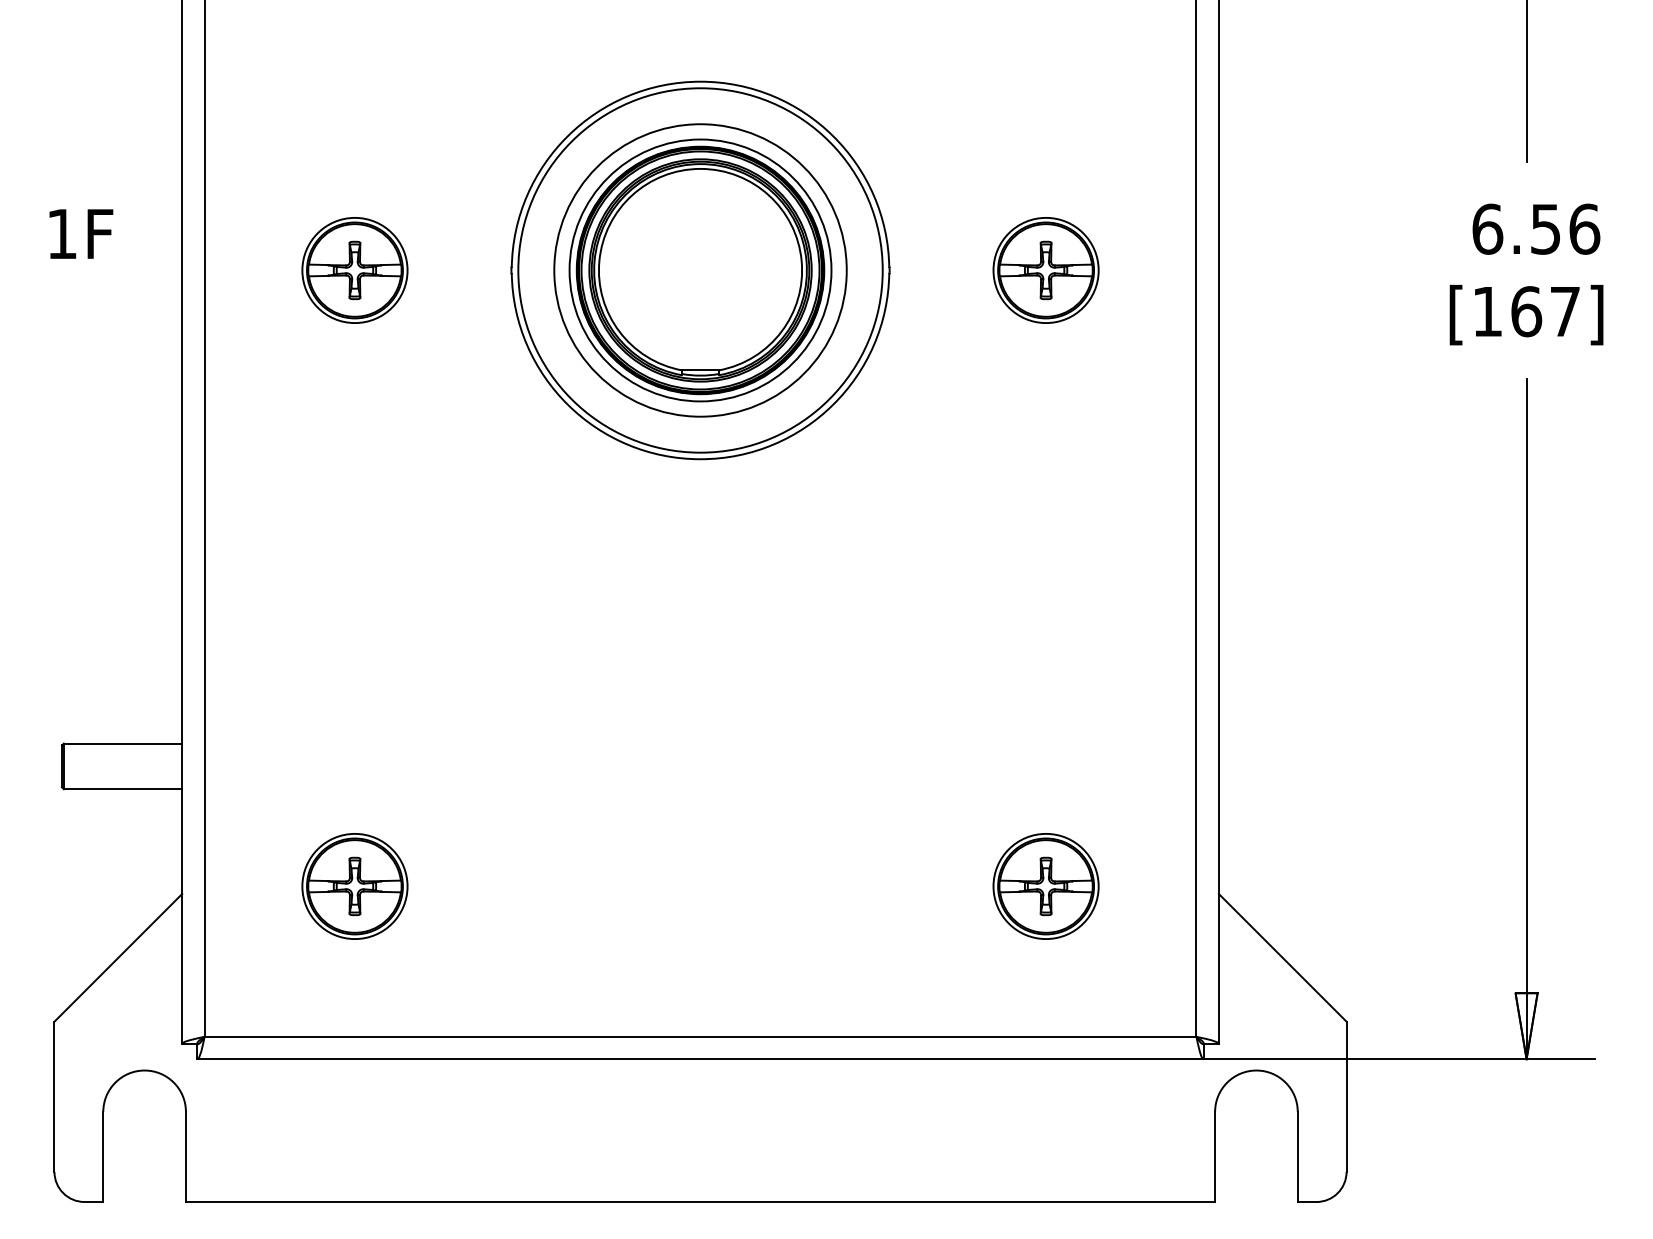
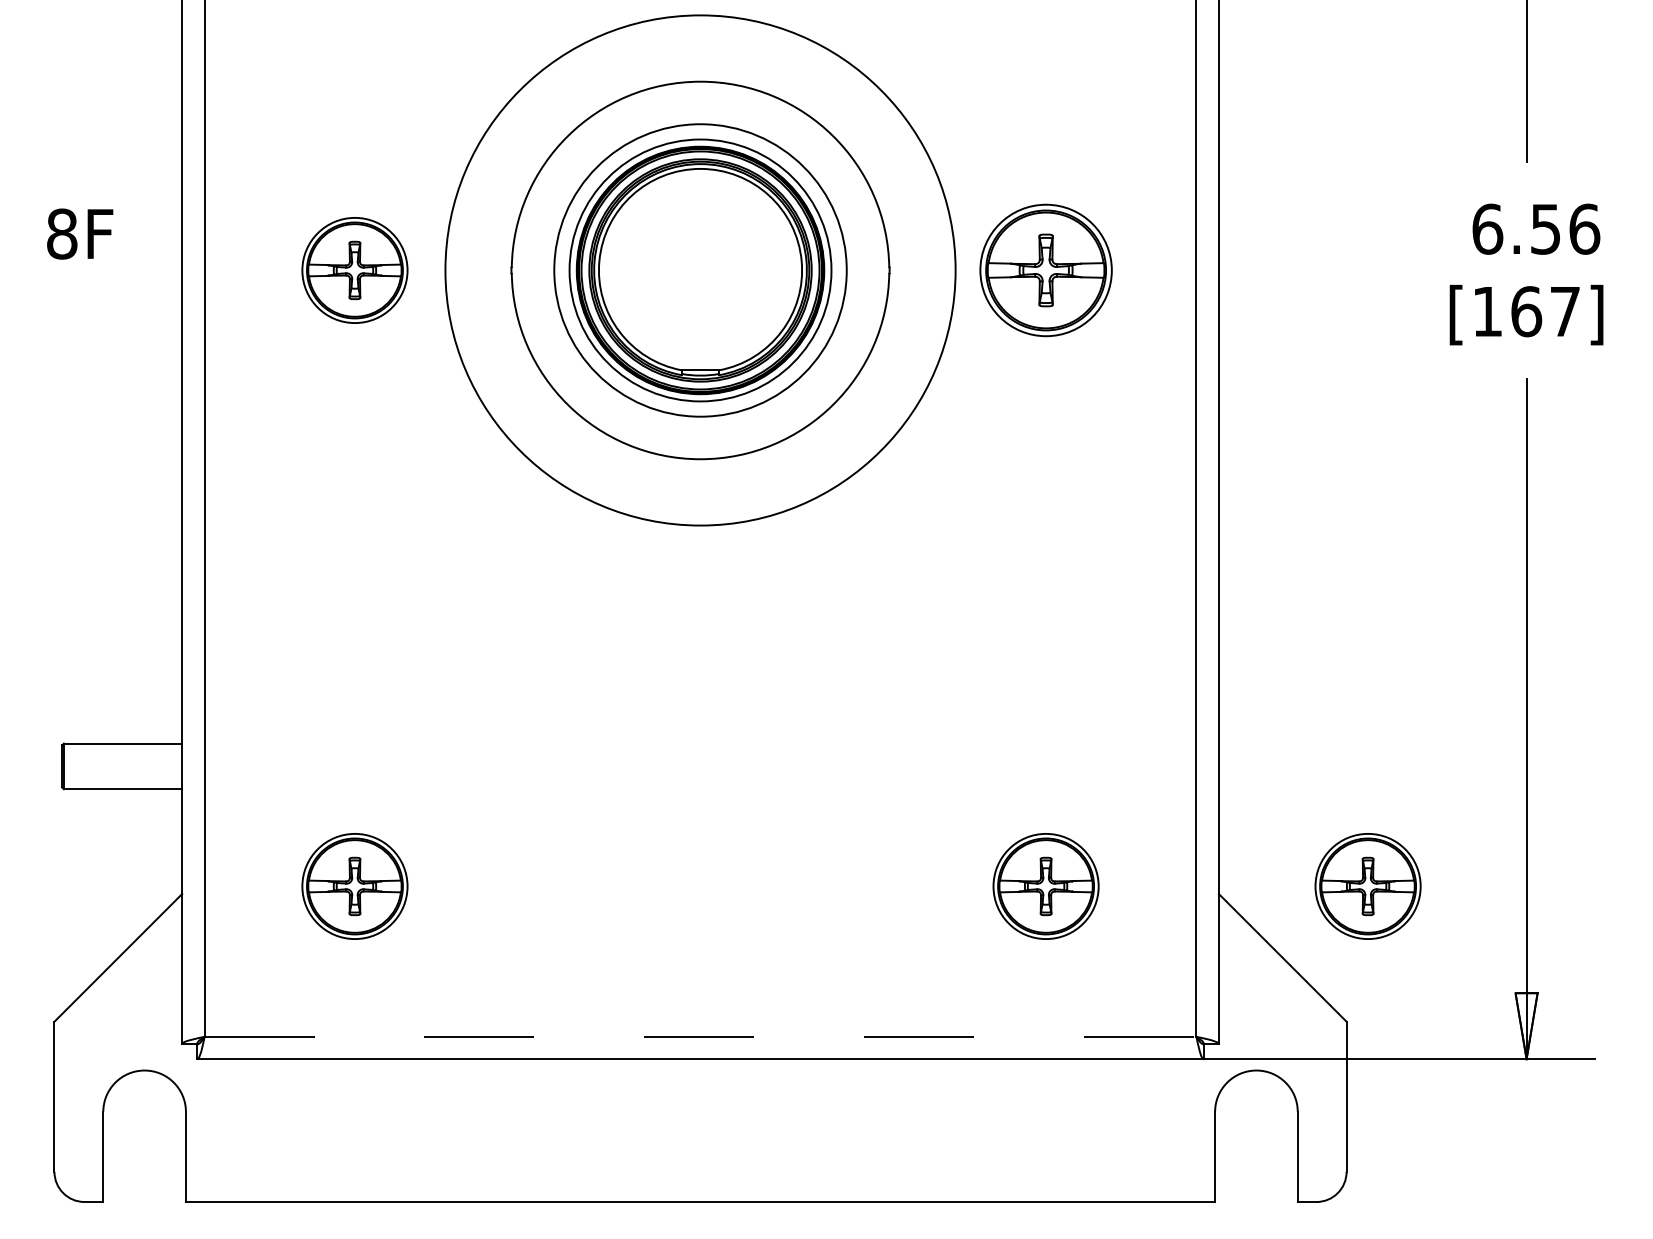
text: 1F -> 8F (62, 233)
circle diameter: 364 px -> 510 px (700, 270)
part size: 108x107 px -> 134x135 px (1045, 270)
part: none -> present (1367, 886)
line: solid -> dashed (700, 1036)
